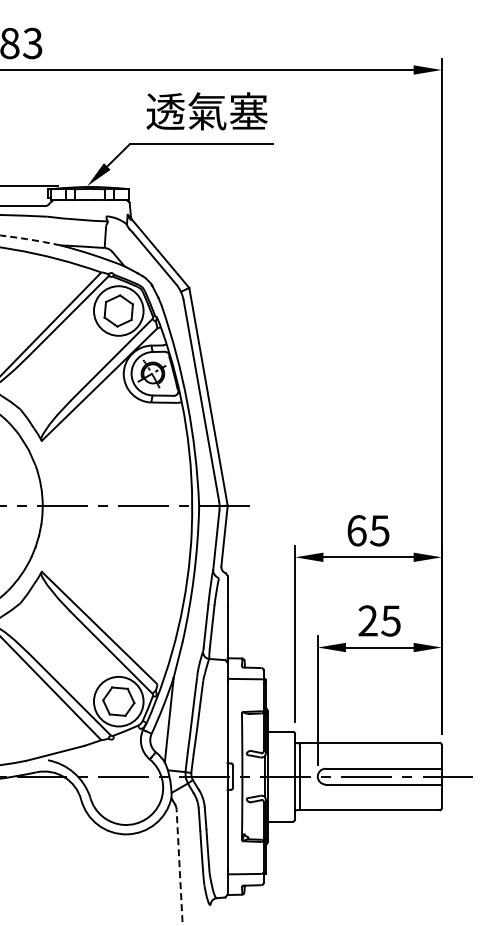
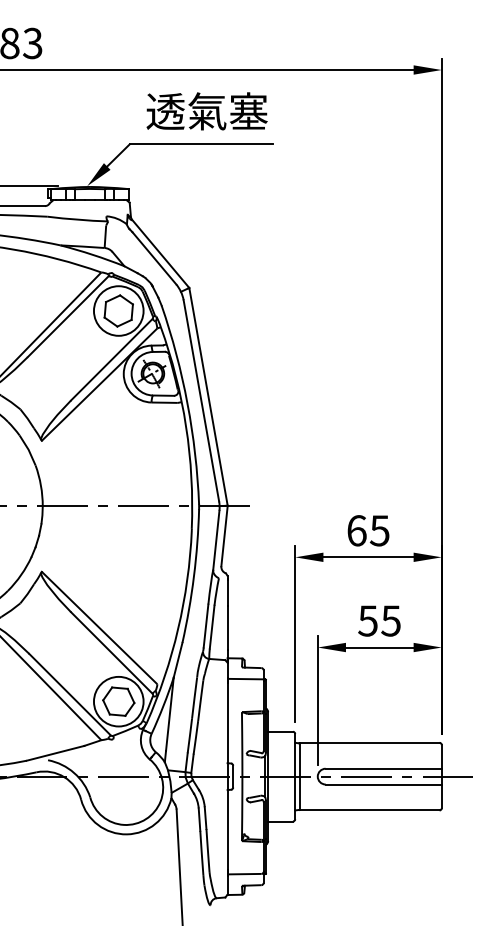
arc: dashed -> solid (30, 239)
text: 25 -> 55 (367, 620)
line: dashed -> solid (179, 867)
